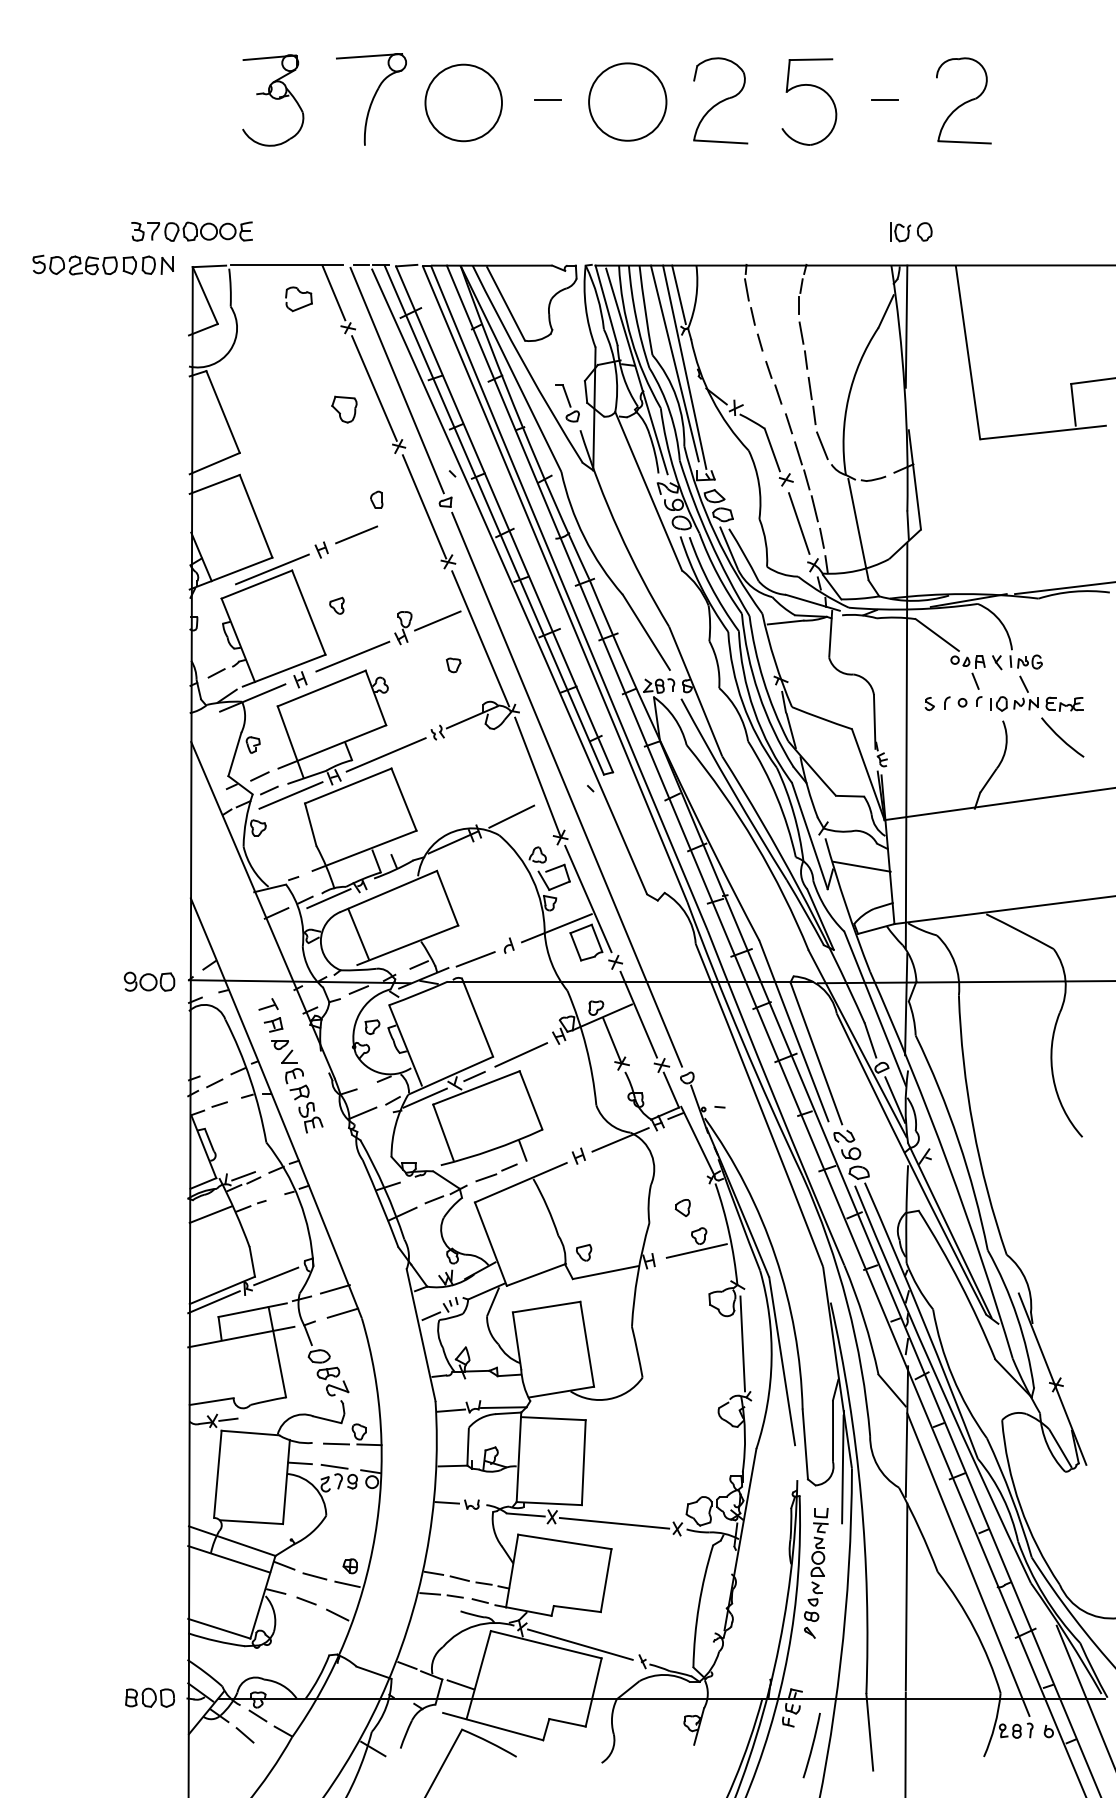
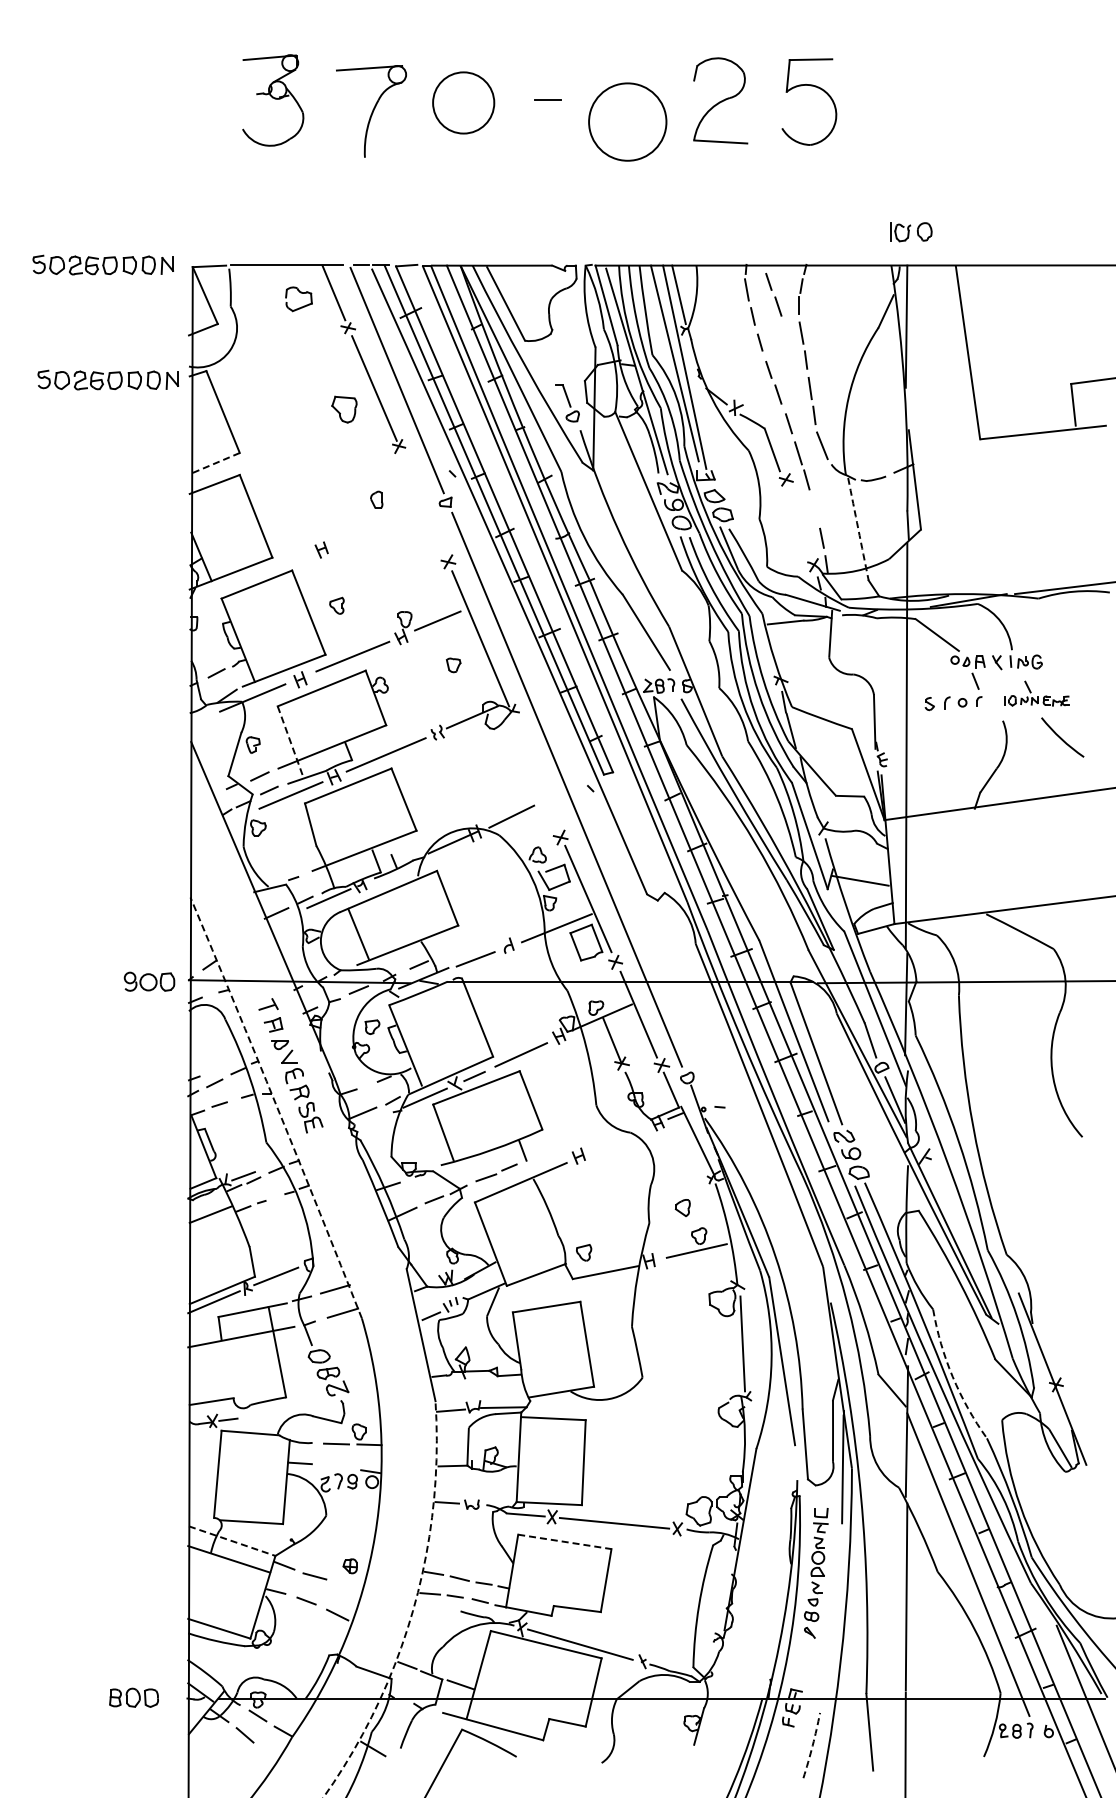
part position: (371, 99) -> (371, 111) (371, 111)
line: present -> none (884, 99)
part: present -> none (963, 100)
circle position: (627, 101) -> (627, 121) (627, 121)
circle size: 79x80 px -> 64x64 px (463, 102)
part: present -> none (191, 231)
part: none -> present (773, 294)
part: none -> present (107, 379)
line: solid -> dashed (214, 463)
line: present -> none (424, 506)
line: present -> none (814, 508)
line: present -> none (799, 523)
arc: solid -> dashed (858, 529)
line: present -> none (356, 534)
line: present -> none (272, 569)
part size: 94x37 px -> 66x27 px (1036, 693)
line: solid -> dashed (290, 742)
line: present -> none (537, 776)
line position: (861, 866) -> (859, 880) (859, 880)
arc: solid -> dashed (277, 1107)
line: present -> none (620, 1139)
arc: solid -> dashed (952, 1376)
line: present -> none (334, 1466)
line: solid -> dashed (232, 1541)
line: solid -> dashed (565, 1541)
line: present -> none (347, 1584)
arc: solid -> dashed (413, 1610)
part position: (149, 1697) -> (133, 1697) (133, 1697)
arc: solid -> dashed (812, 1745)
